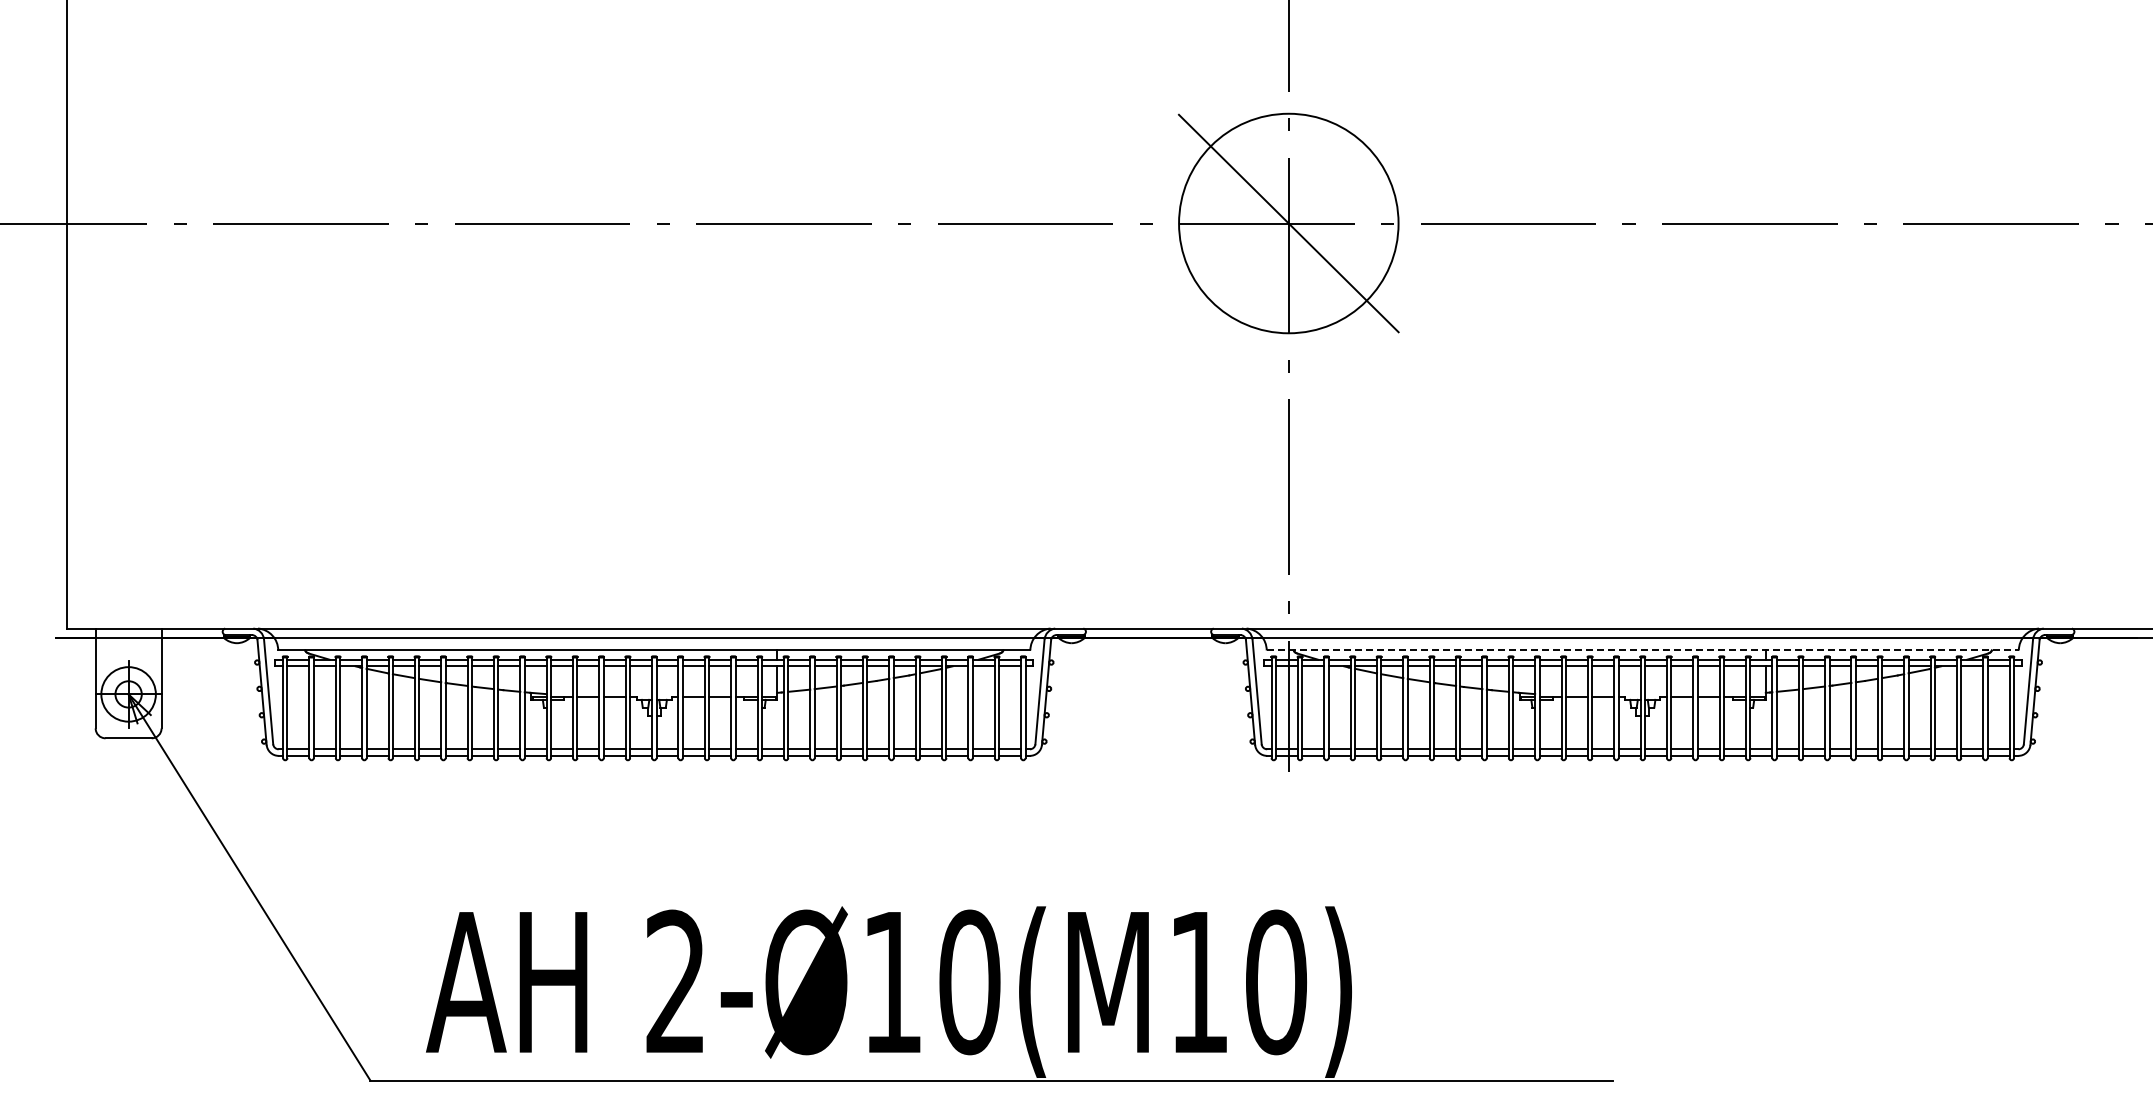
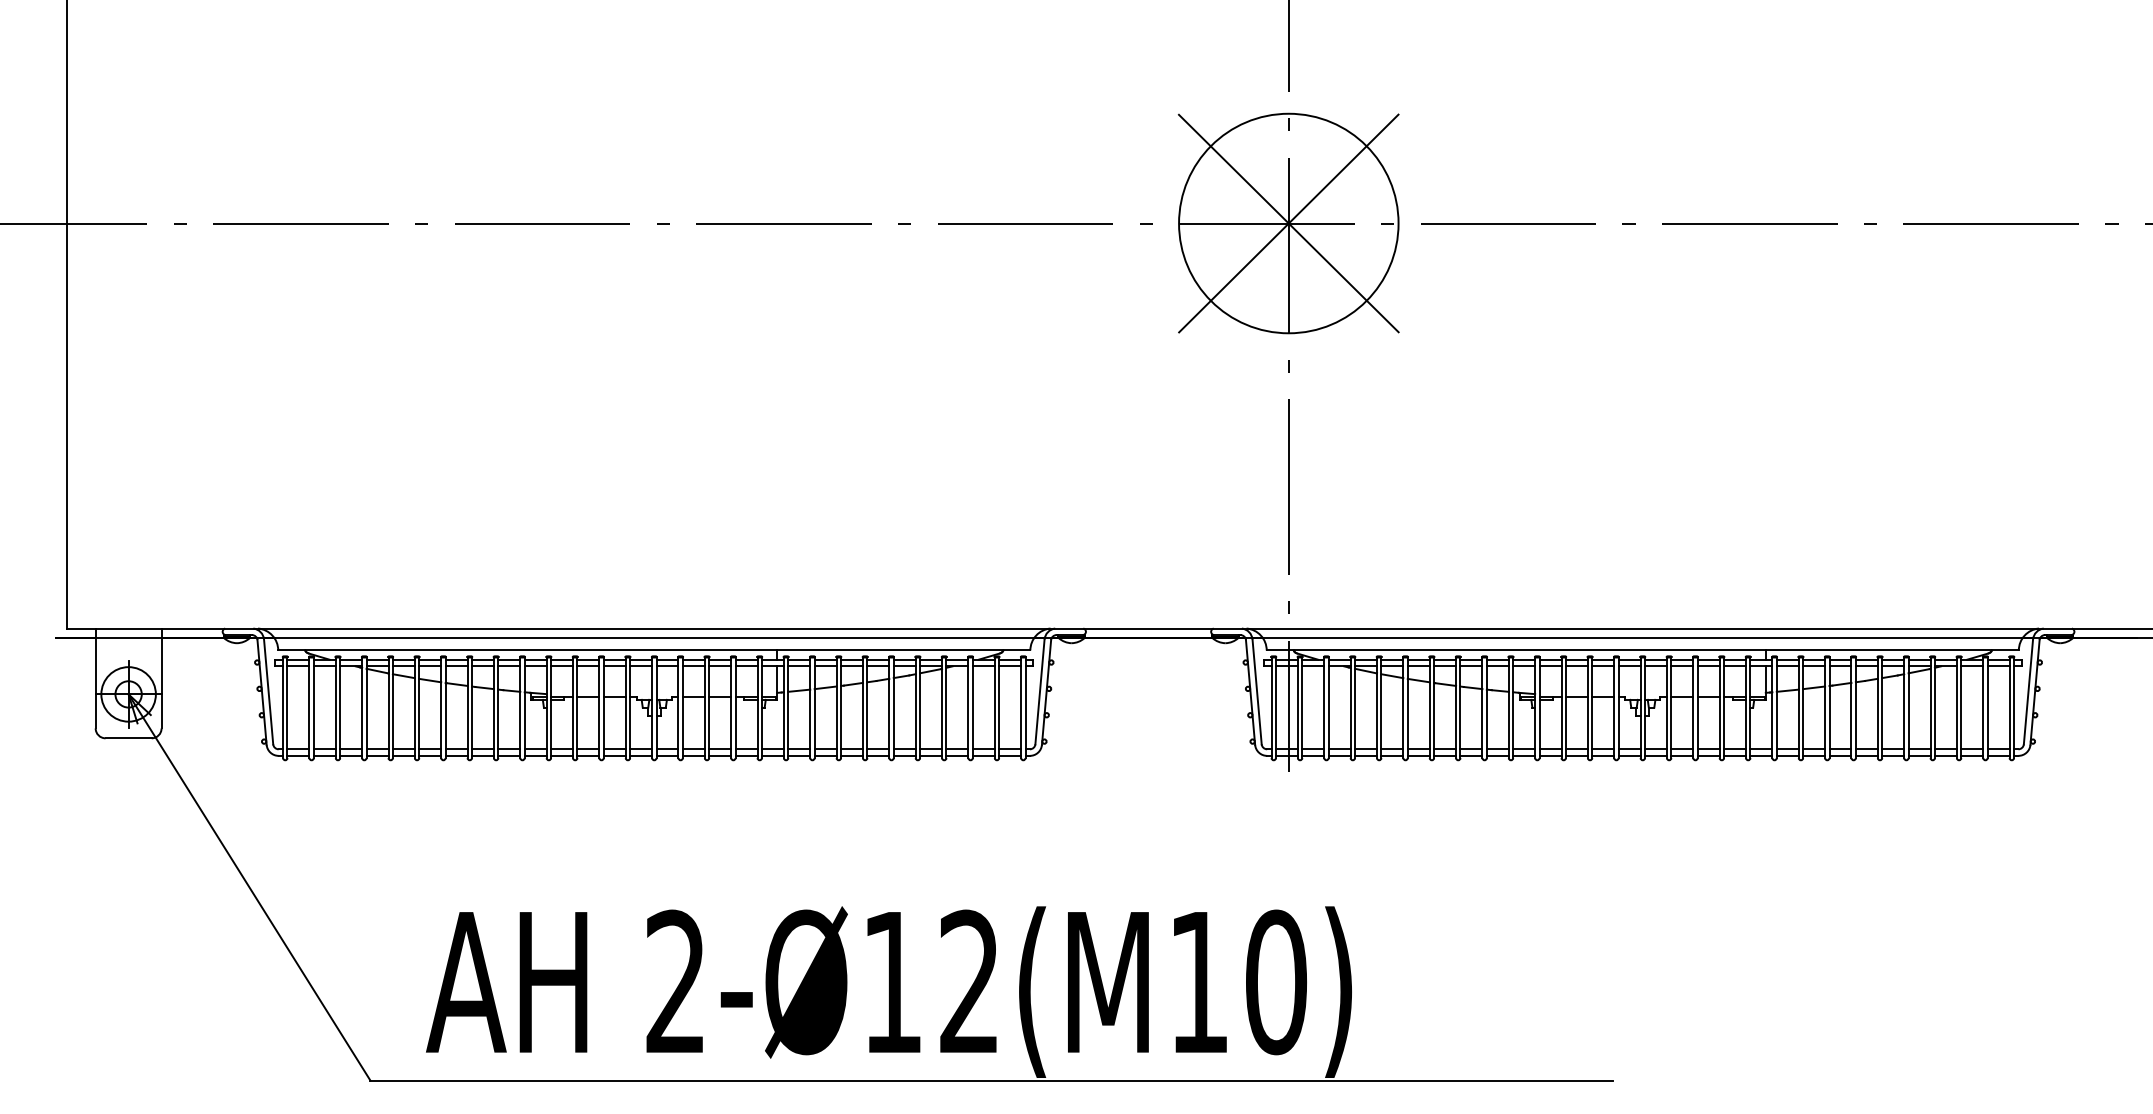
line: none -> present (1288, 223)
line: dashed -> solid (1643, 650)
text: 2-Ø10(M10) -> 2-Ø12(M10) (969, 982)
